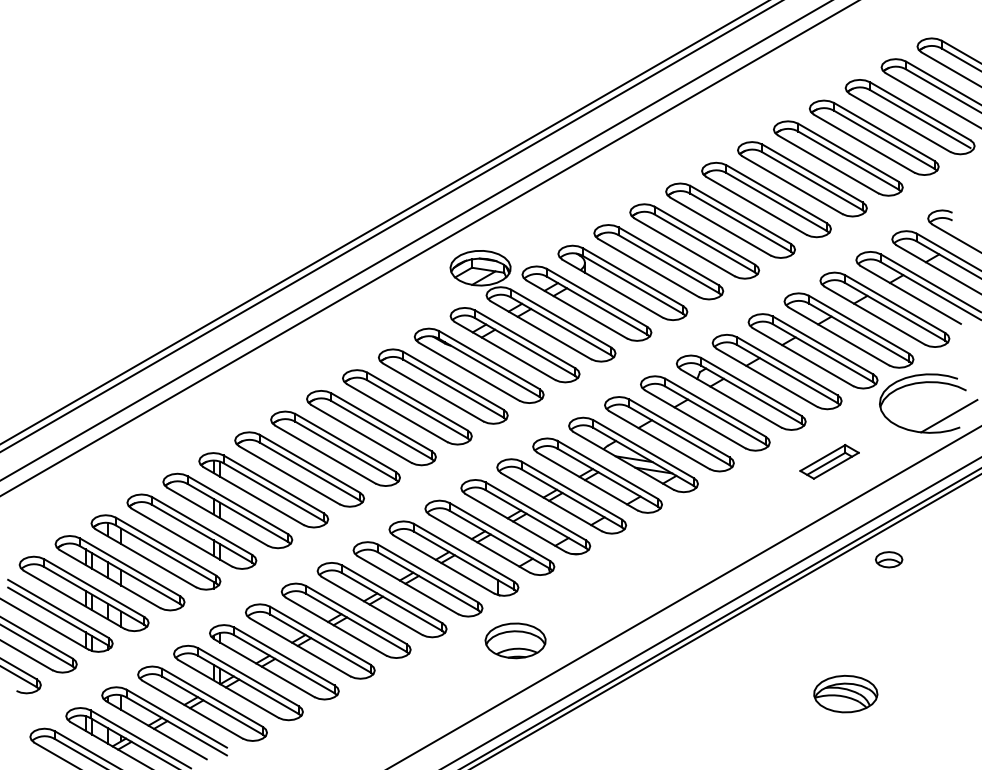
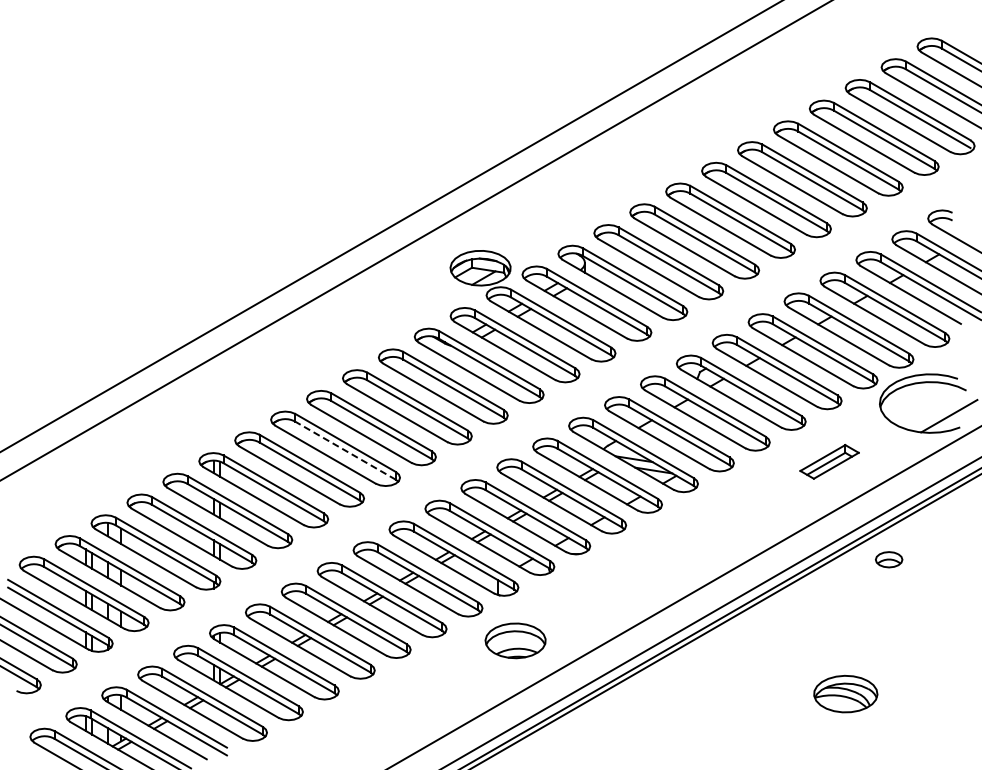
line: present -> none (384, 222)
line: present -> none (428, 248)
line: solid -> dashed (345, 450)
